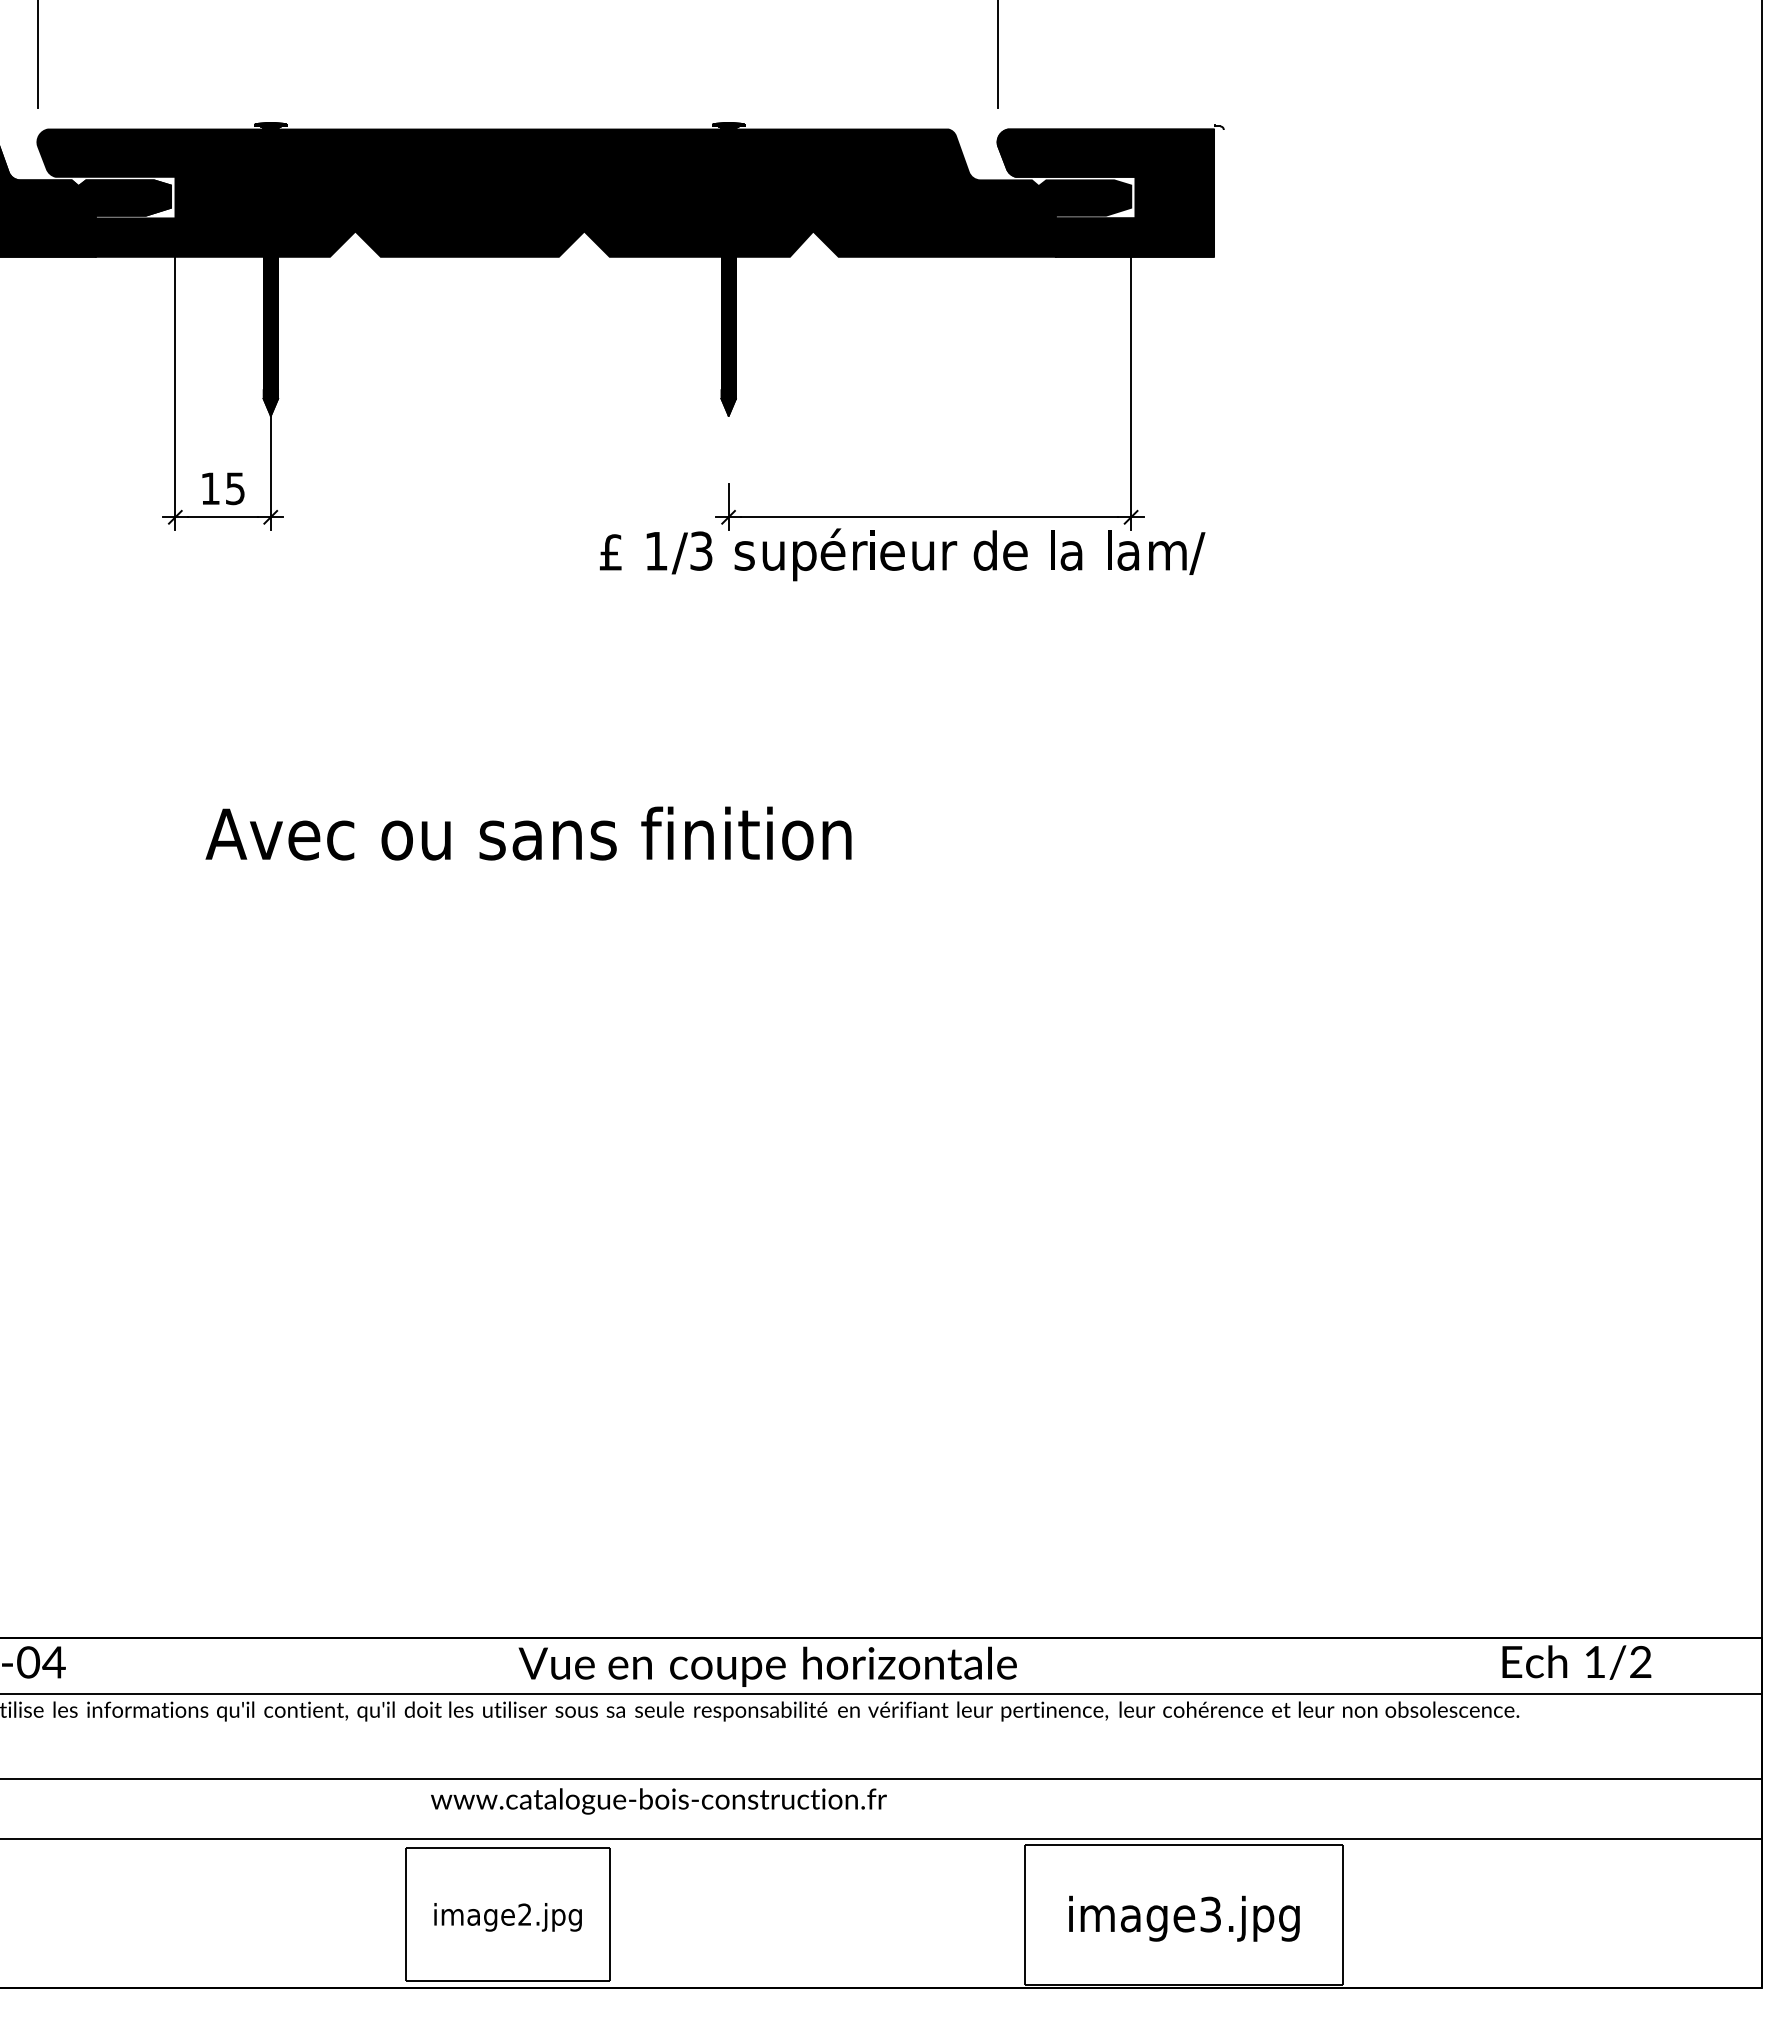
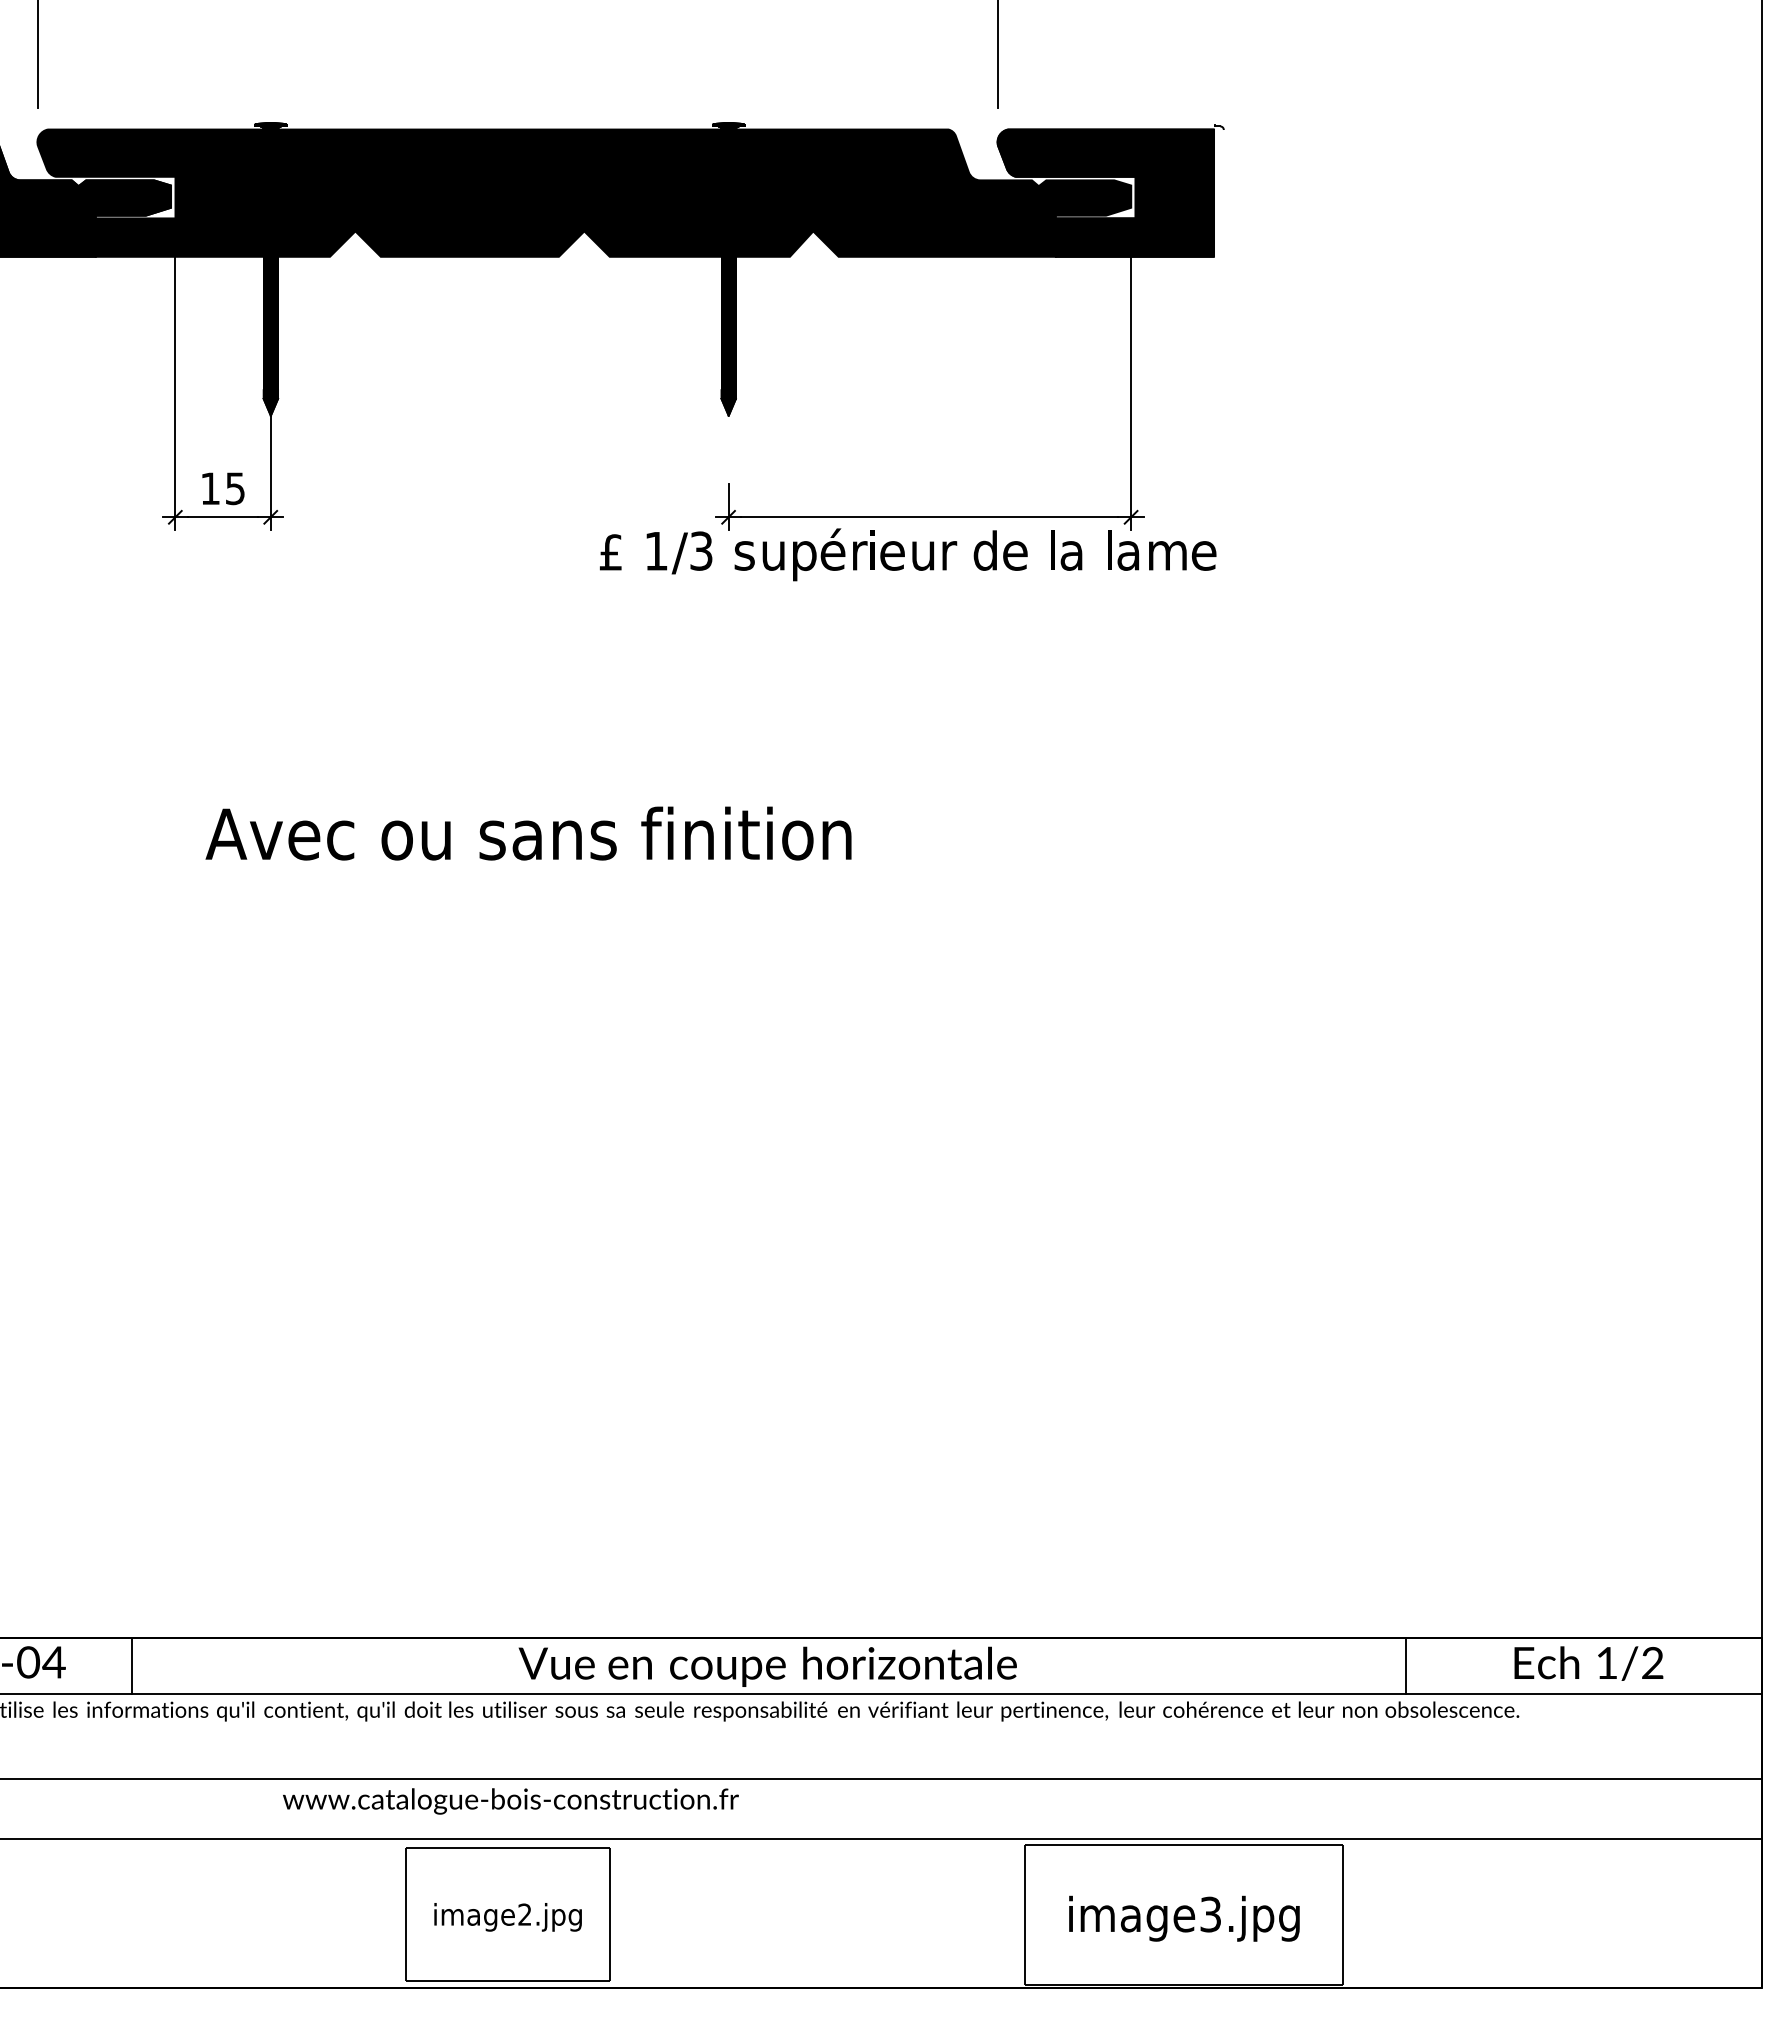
text: / -> e (1202, 553)
text position: (1576, 1662) -> (1588, 1663) (1588, 1663)
line: none -> present (132, 1666)
line: none -> present (1406, 1666)
text position: (658, 1801) -> (510, 1801) (510, 1801)
